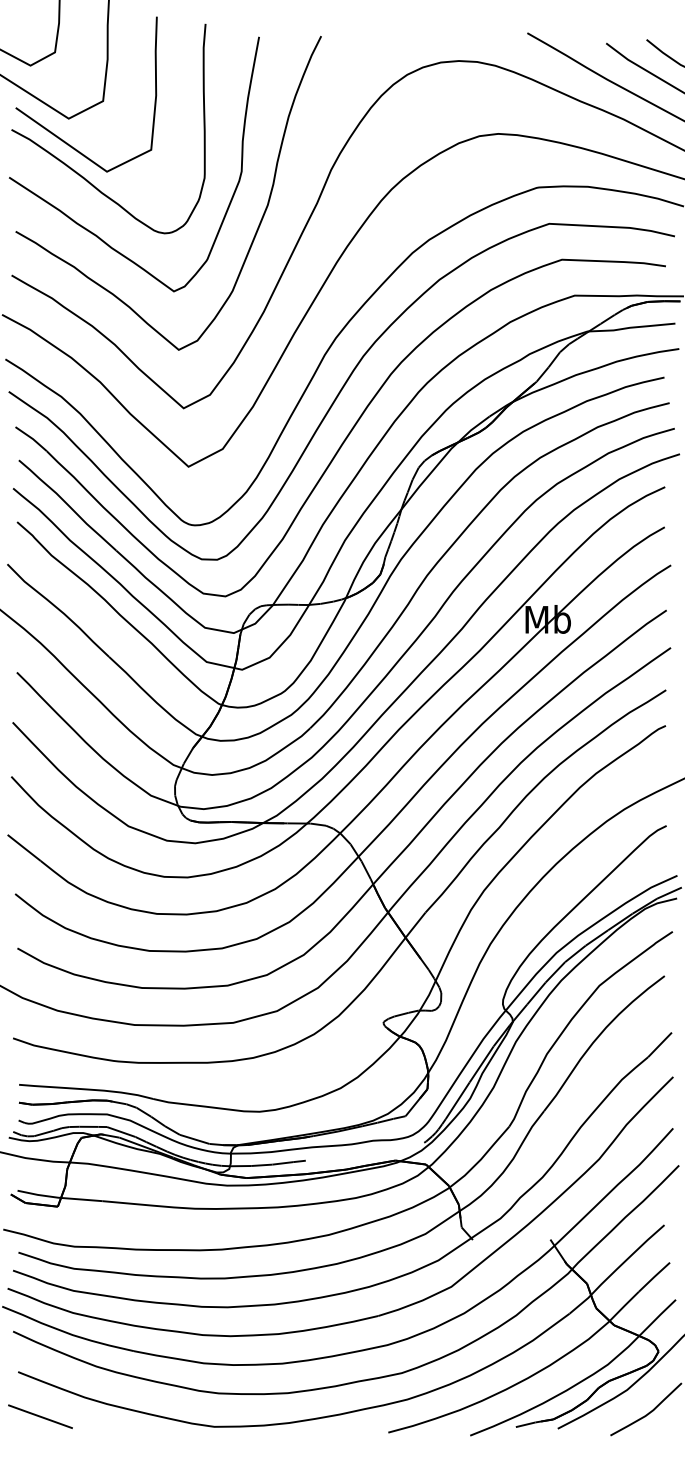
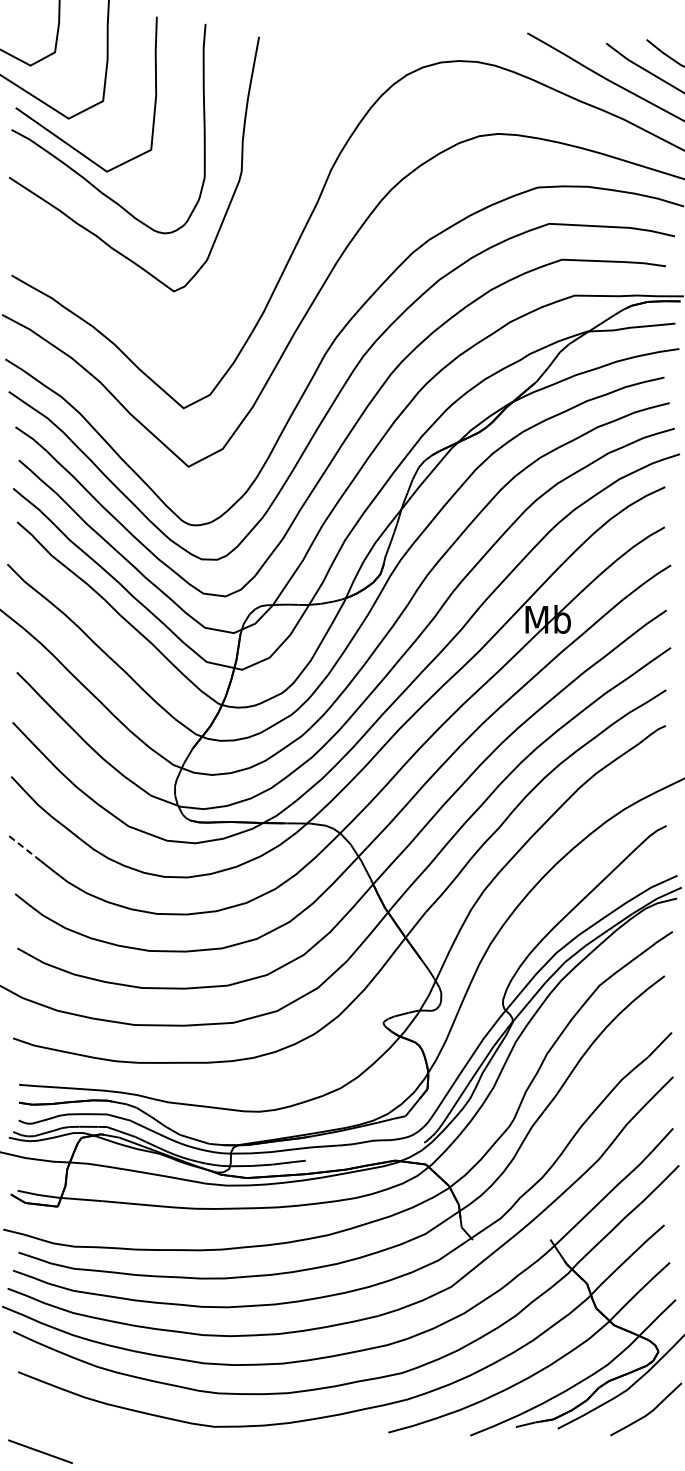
curve: present -> none (256, 229)
line: solid -> dashed (24, 848)
line position: (40, 1416) -> (40, 1451) (40, 1451)
